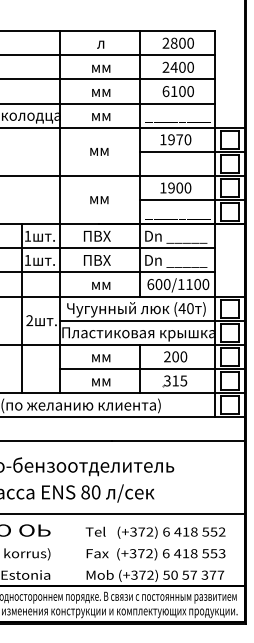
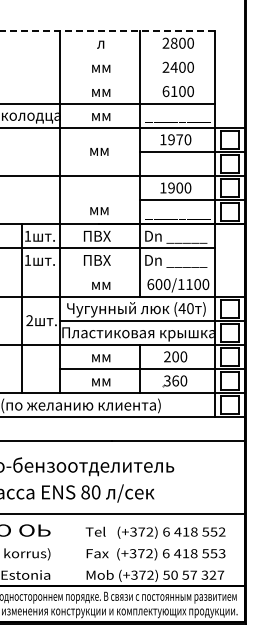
line: solid -> dashed (108, 31)
line: present -> none (108, 55)
line: present -> none (108, 79)
text position: (99, 200) -> (99, 211) (99, 211)
line: present -> none (108, 272)
text: 315 -> 360 (179, 380)
text: 377 -> 327 (212, 574)
